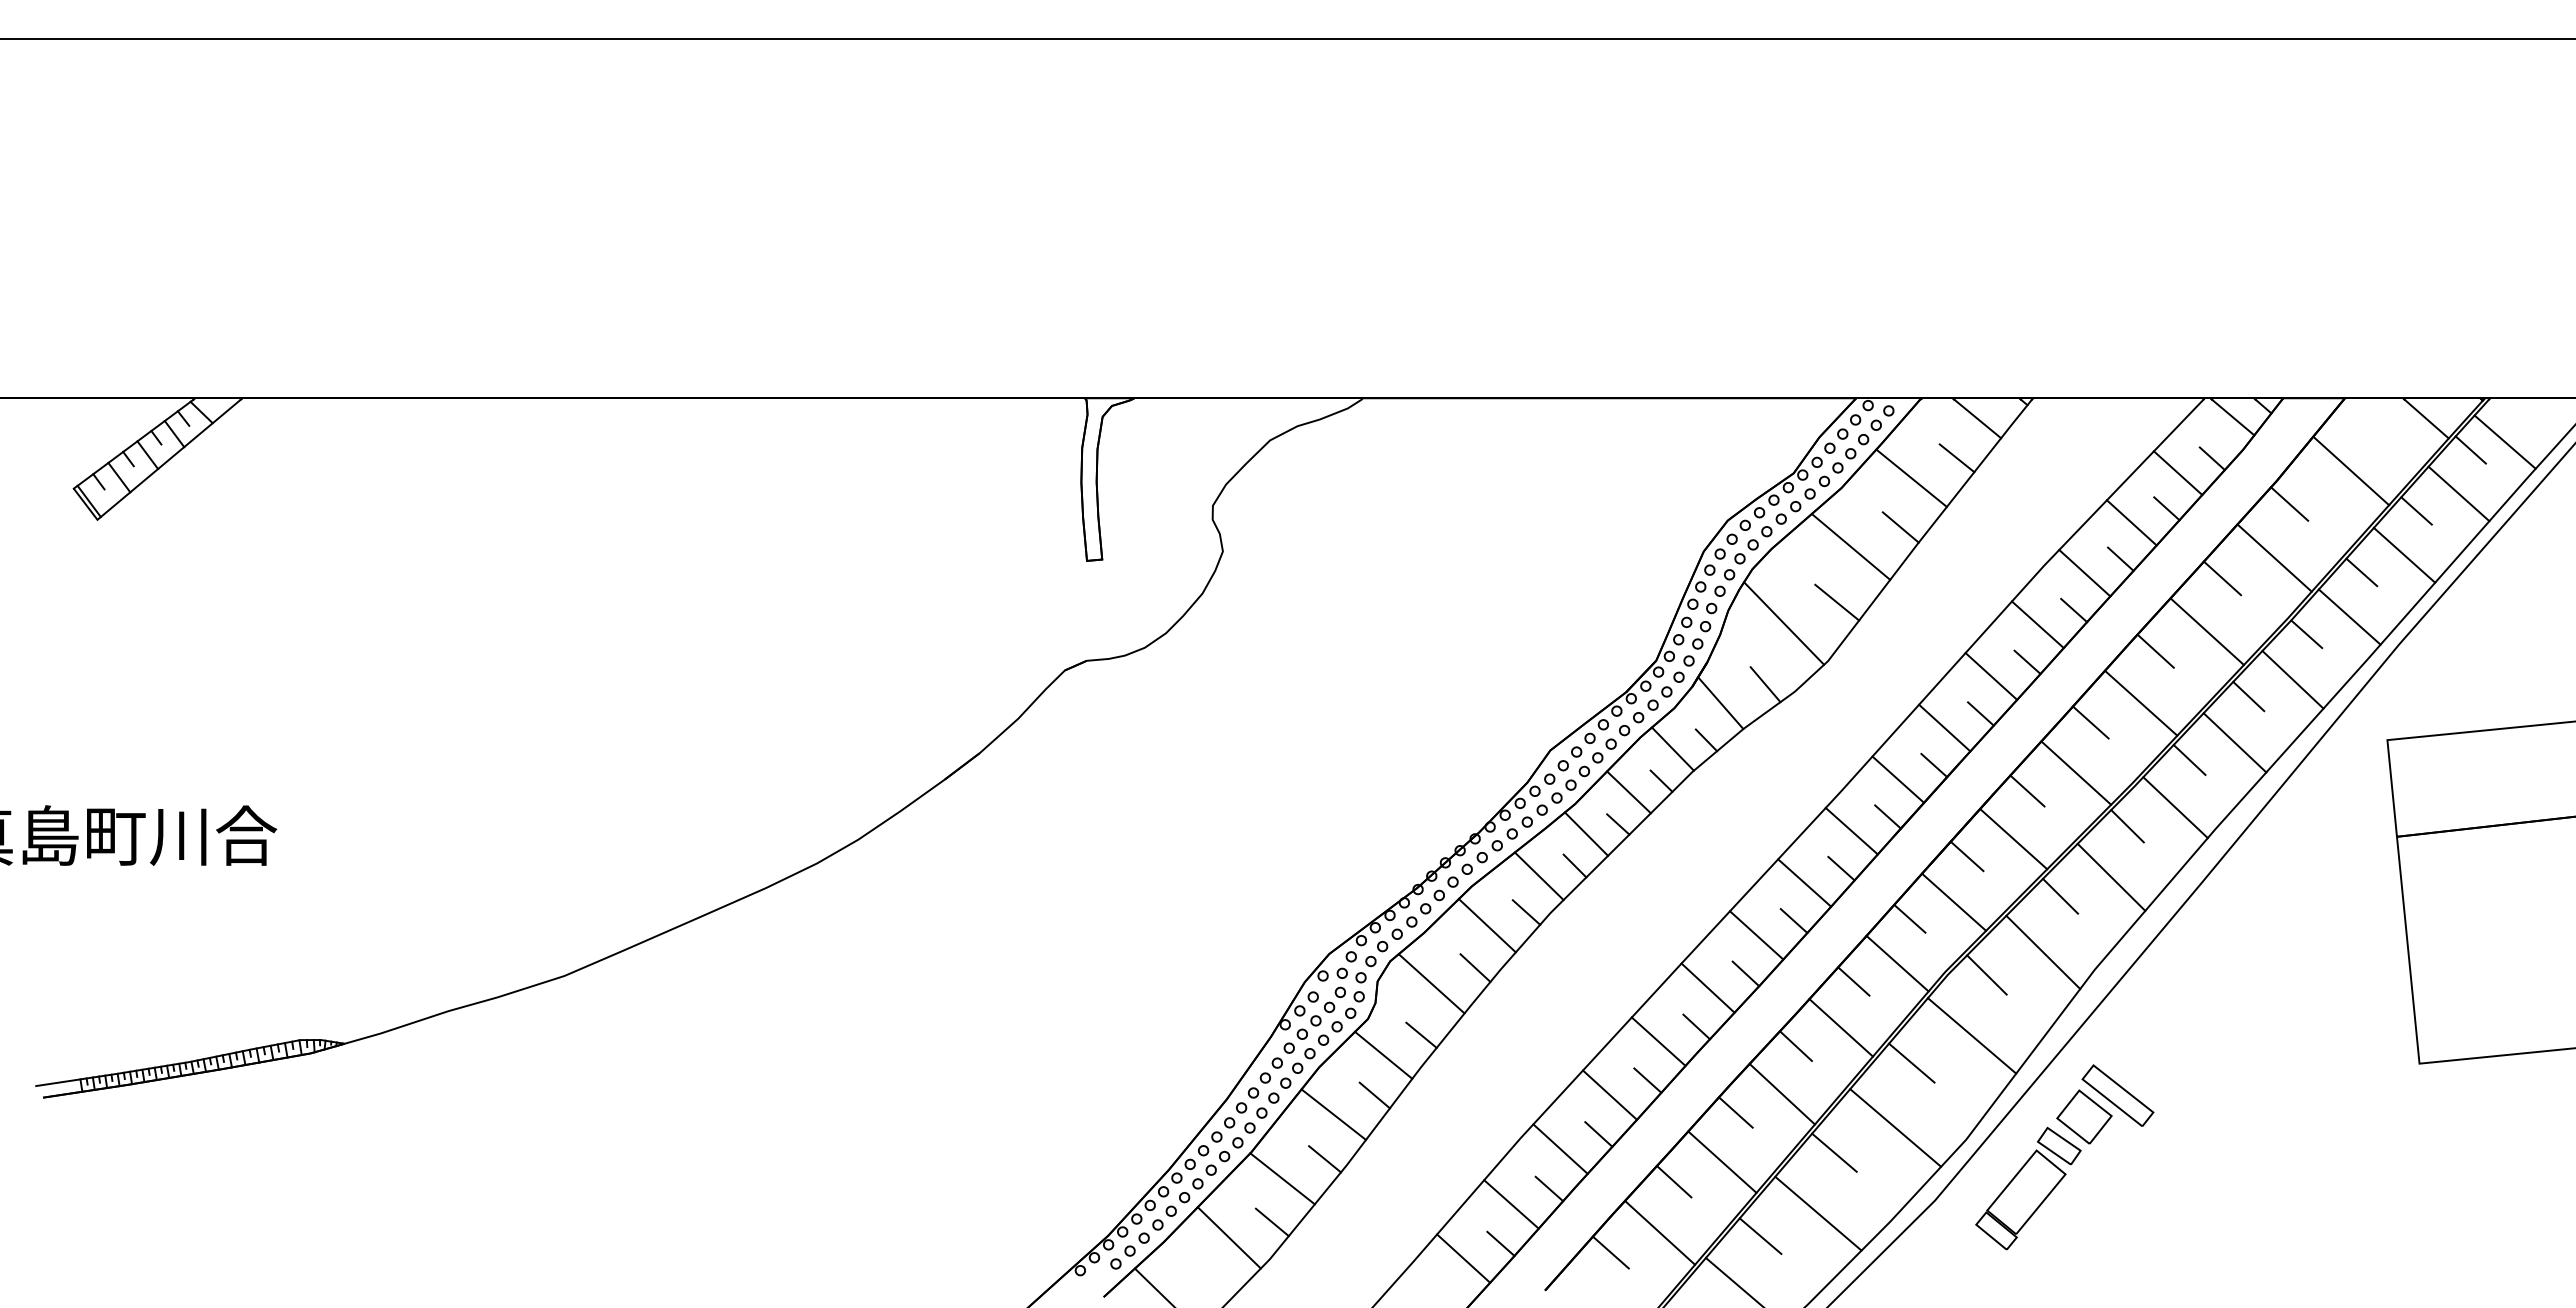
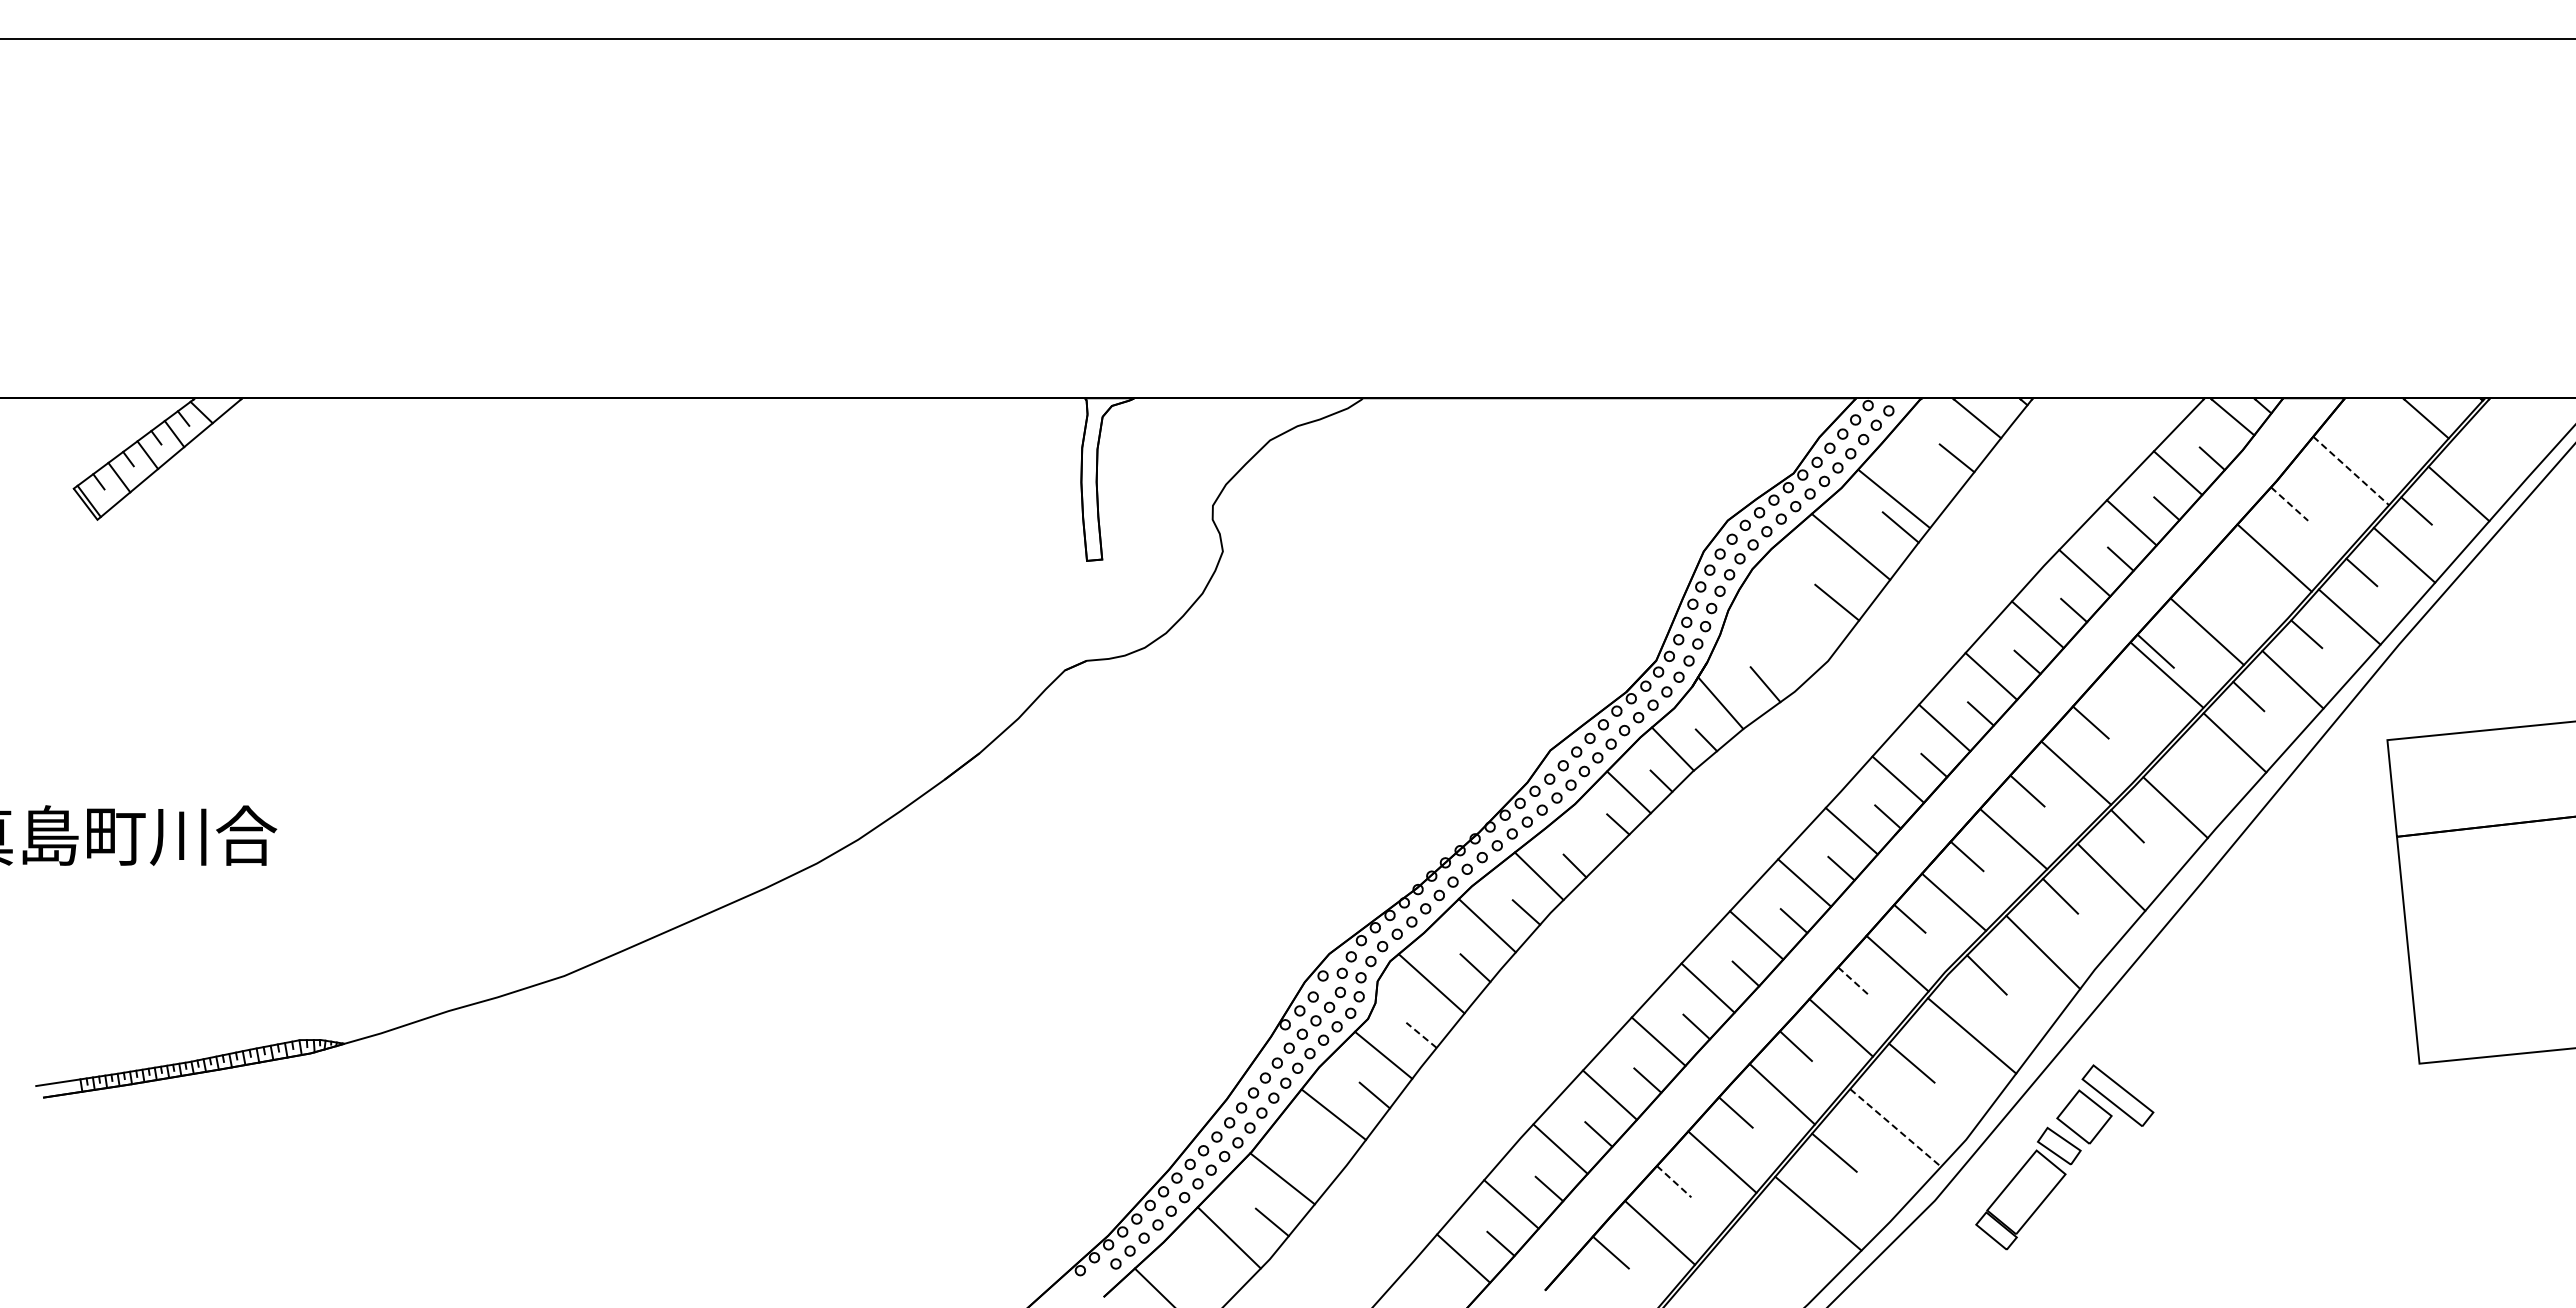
line: present -> none (2504, 441)
line: present -> none (2470, 449)
line: solid -> dashed (2351, 471)
line position: (1911, 477) -> (1894, 498) (1894, 498)
line: solid -> dashed (2289, 504)
line: present -> none (2222, 578)
line: present -> none (1784, 623)
line position: (2141, 702) -> (2167, 674) (2167, 674)
line: present -> none (2189, 759)
line: present -> none (1586, 833)
line: solid -> dashed (1854, 981)
line: solid -> dashed (1421, 1035)
line: solid -> dashed (1895, 1127)
line: present -> none (1325, 1159)
line: solid -> dashed (1674, 1182)
line: present -> none (1760, 1235)
line: present -> none (1732, 1280)
